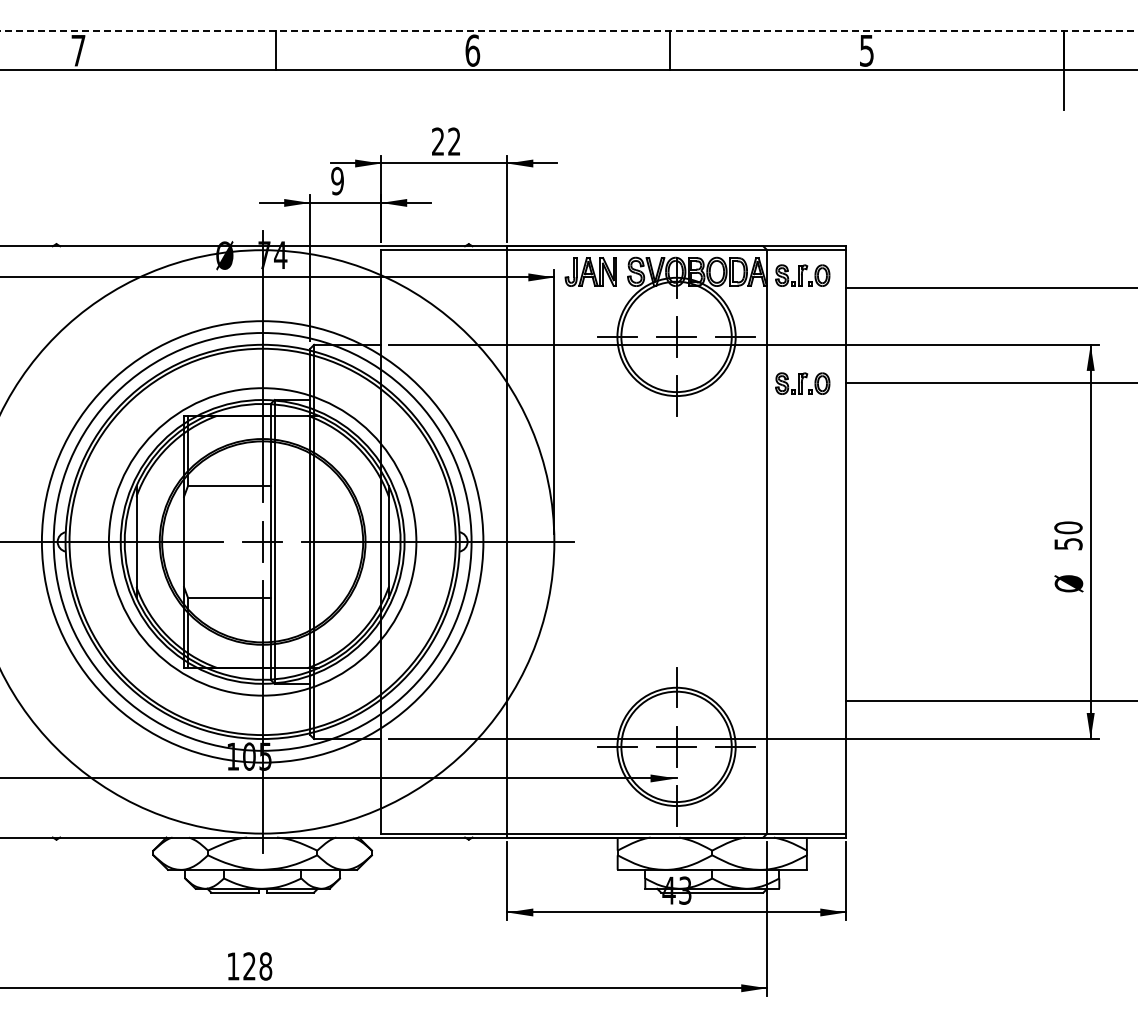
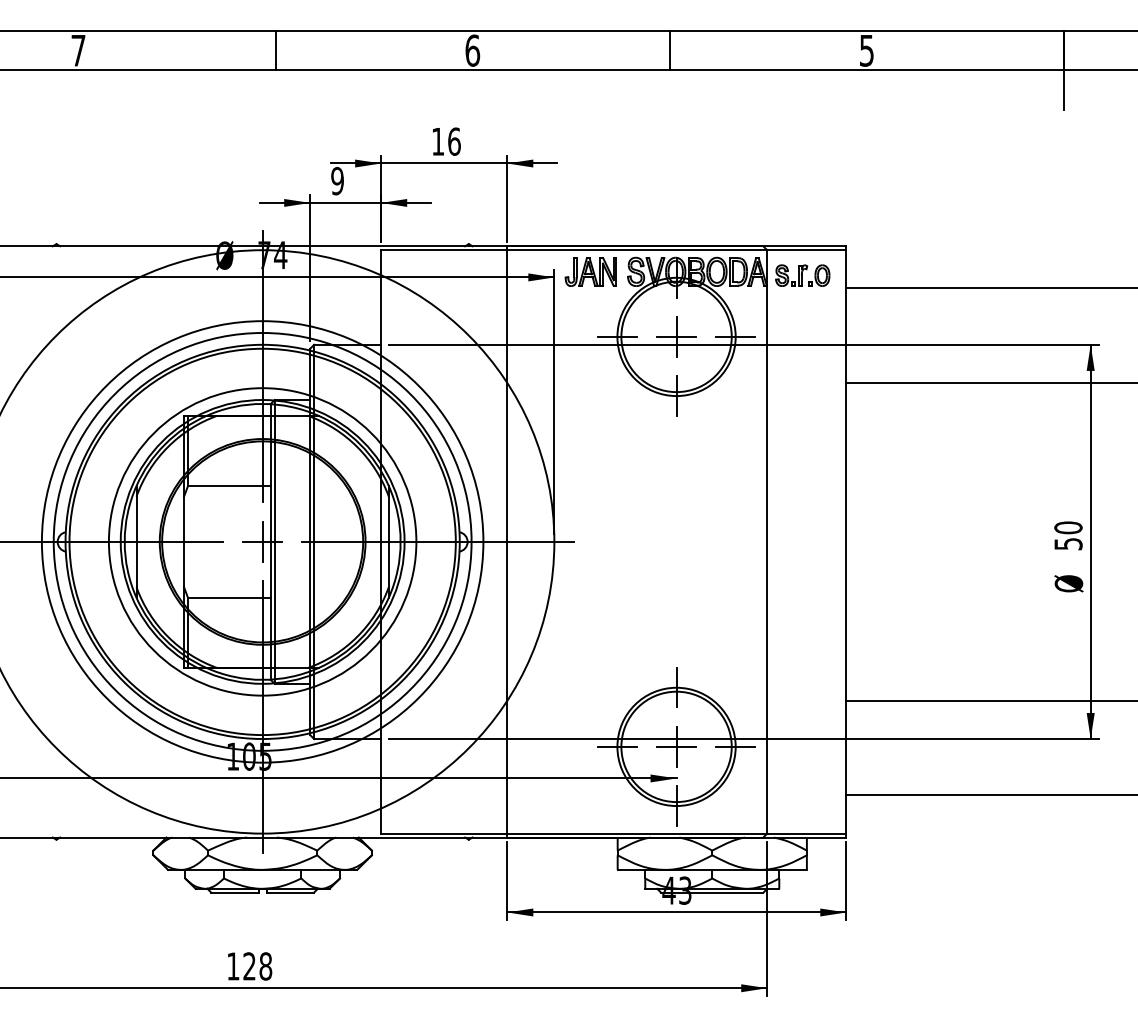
line: dashed -> solid (569, 30)
text: 22 -> 16 (446, 141)
part: present -> none (802, 383)
line: none -> present (990, 795)
